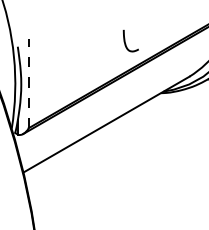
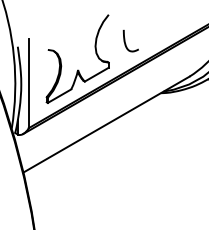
part: none -> present (77, 69)
line: dashed -> solid (28, 83)
